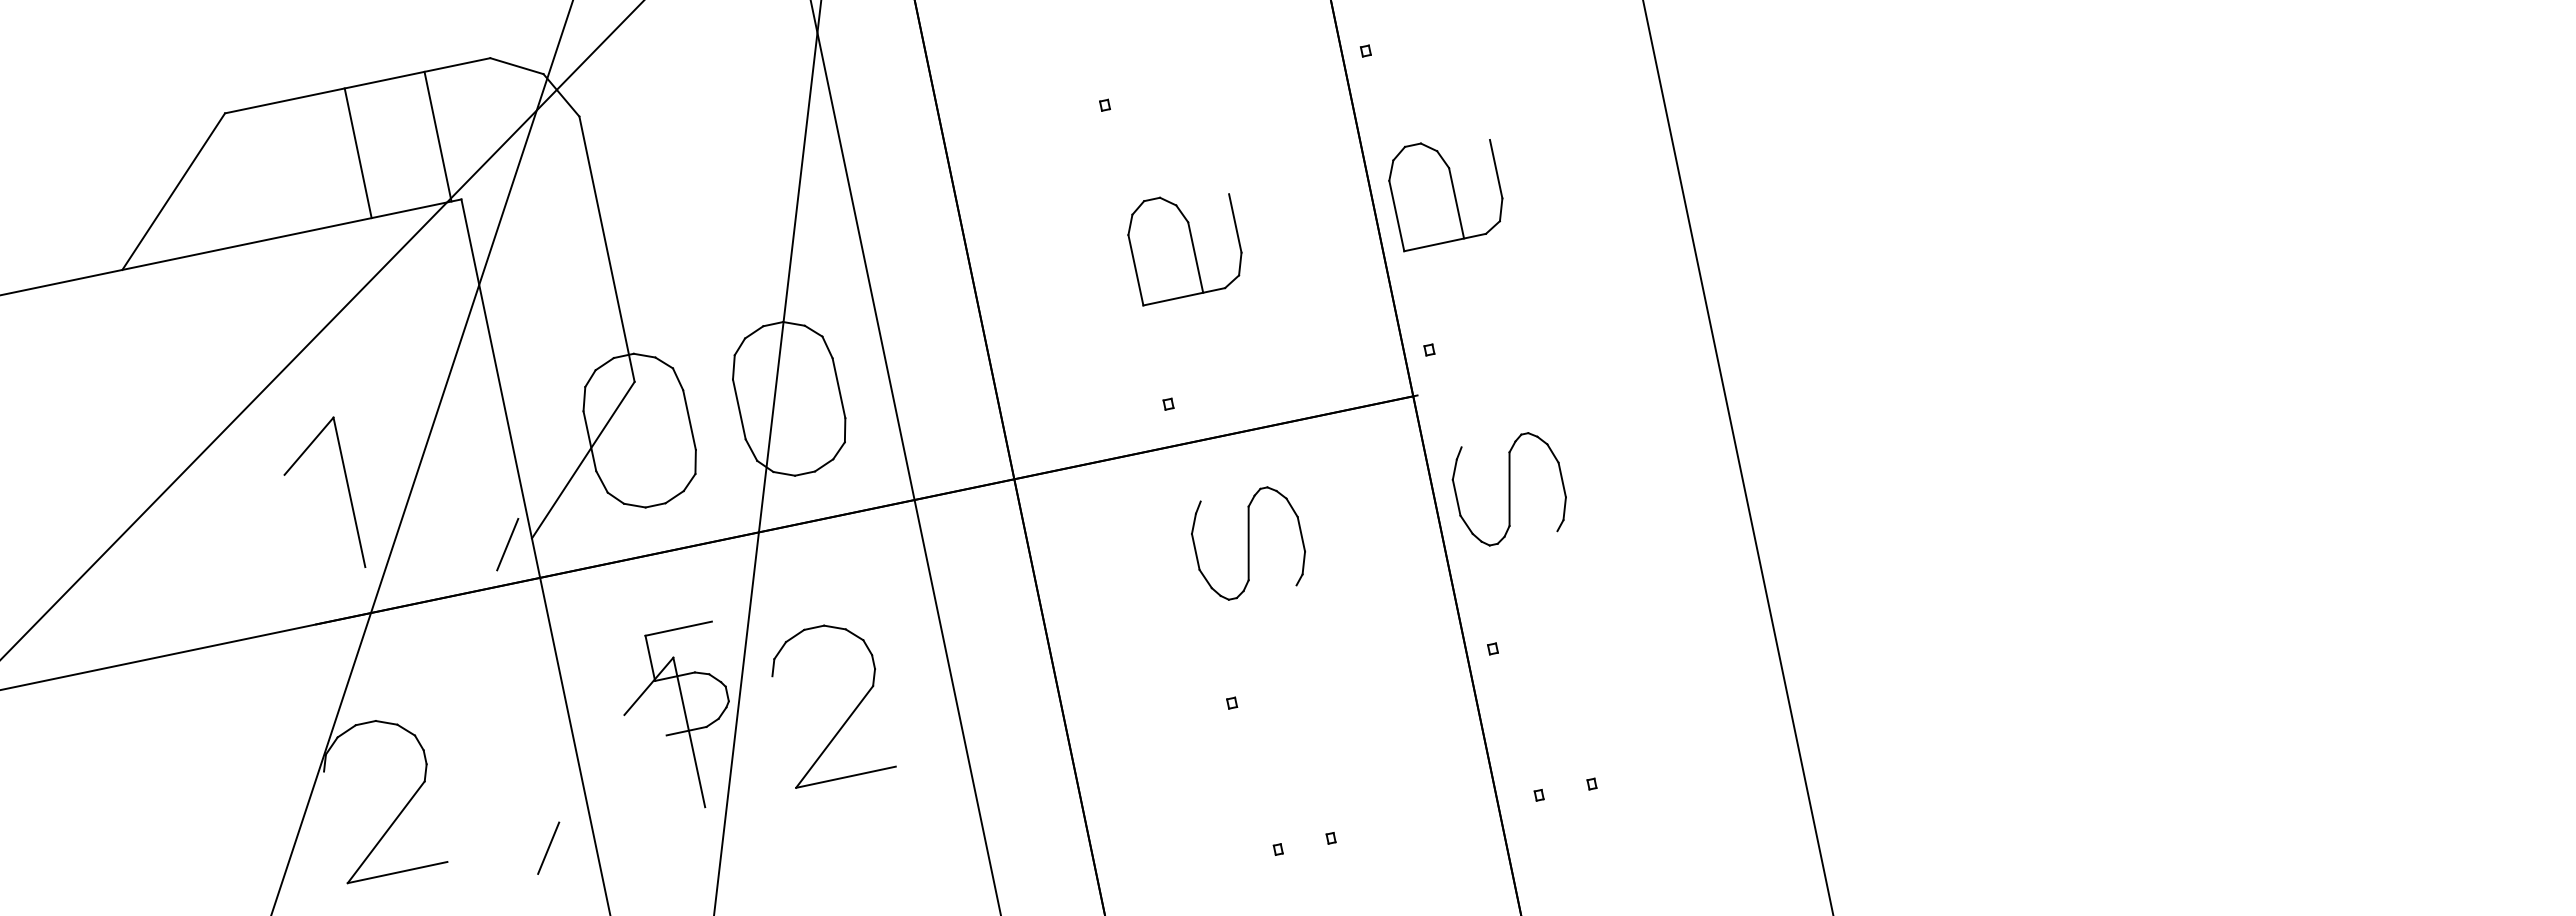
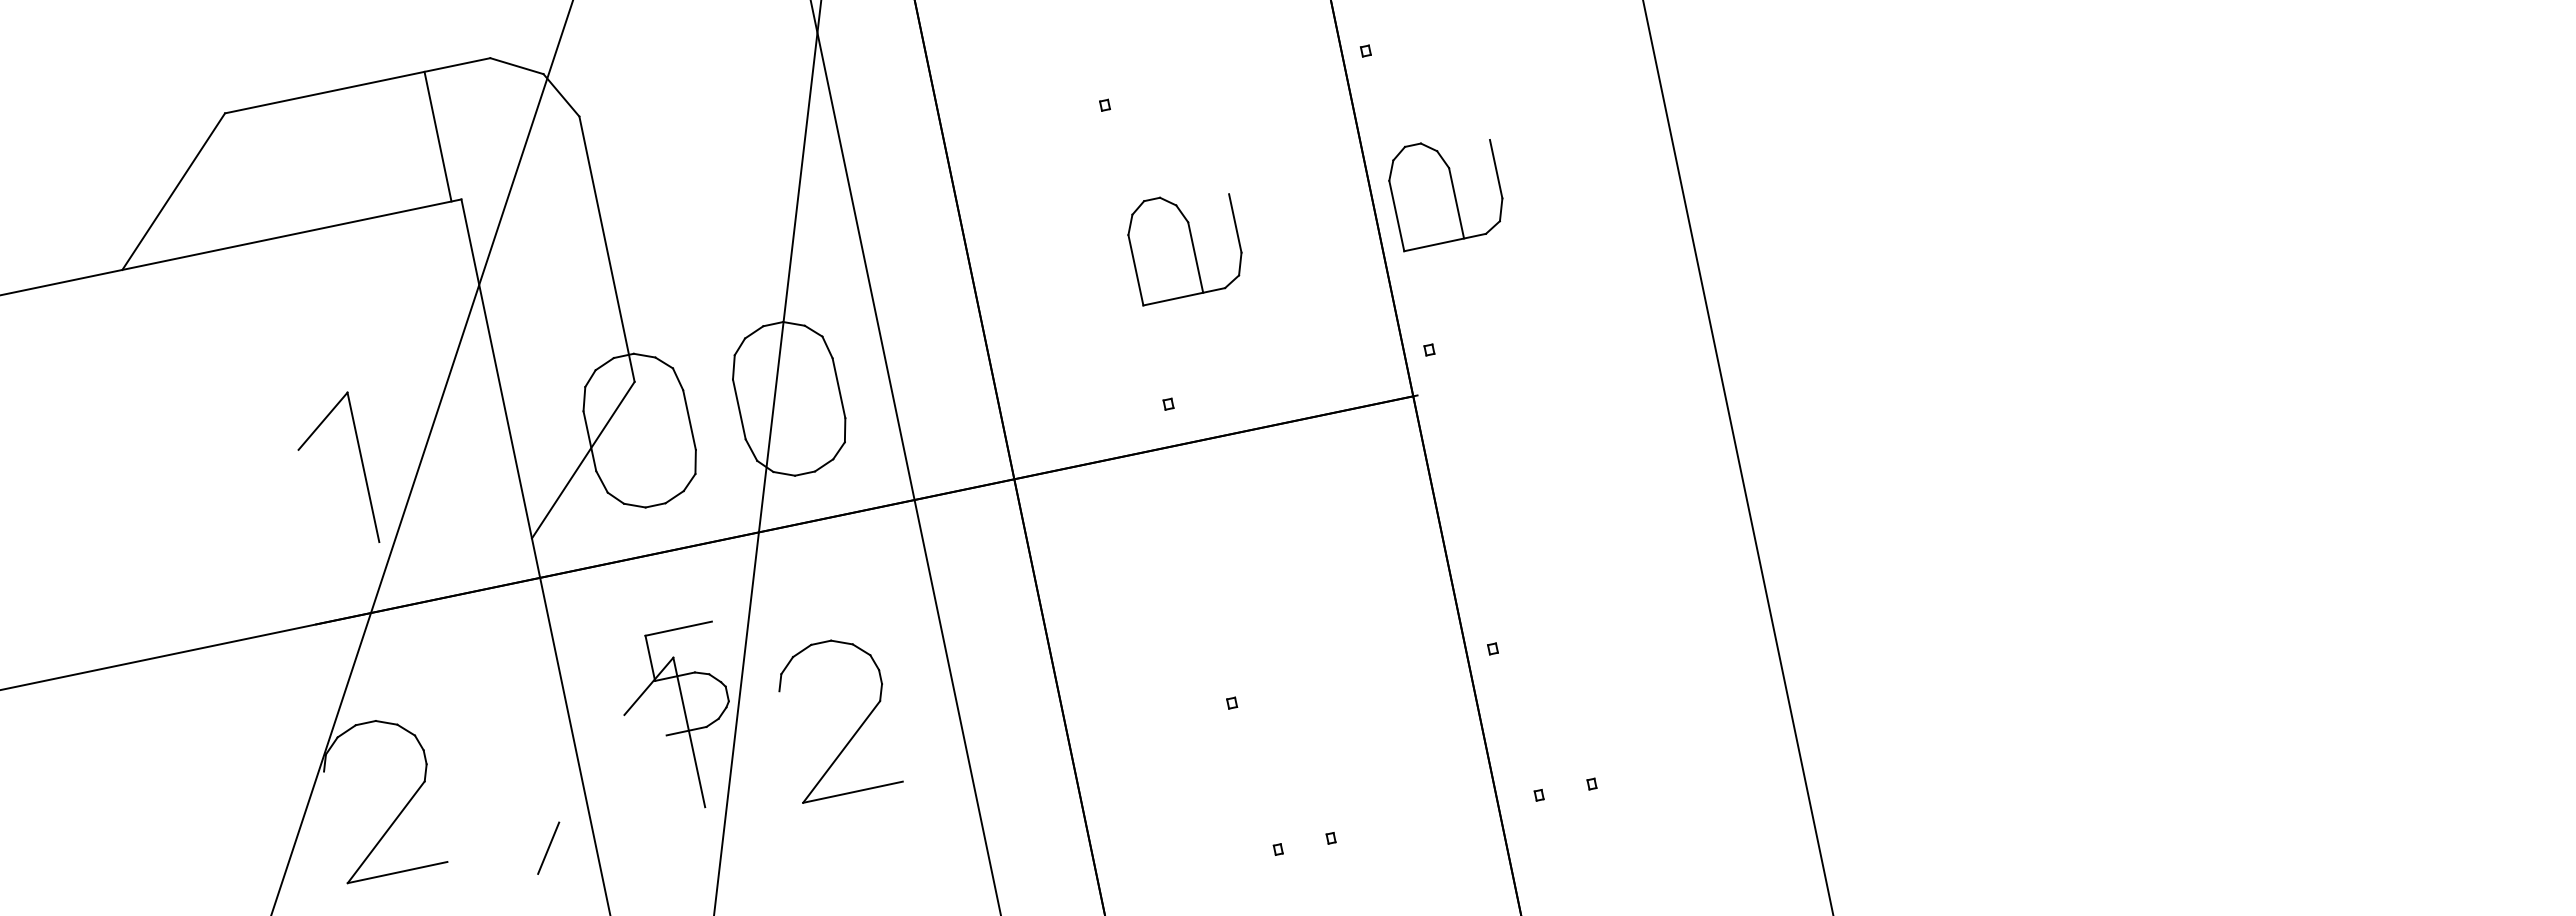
line: present -> none (357, 153)
line: present -> none (322, 330)
part position: (346, 484) -> (360, 459) (360, 459)
part: present -> none (1508, 489)
part: present -> none (1248, 543)
line: present -> none (507, 544)
part position: (848, 716) -> (855, 731) (855, 731)
